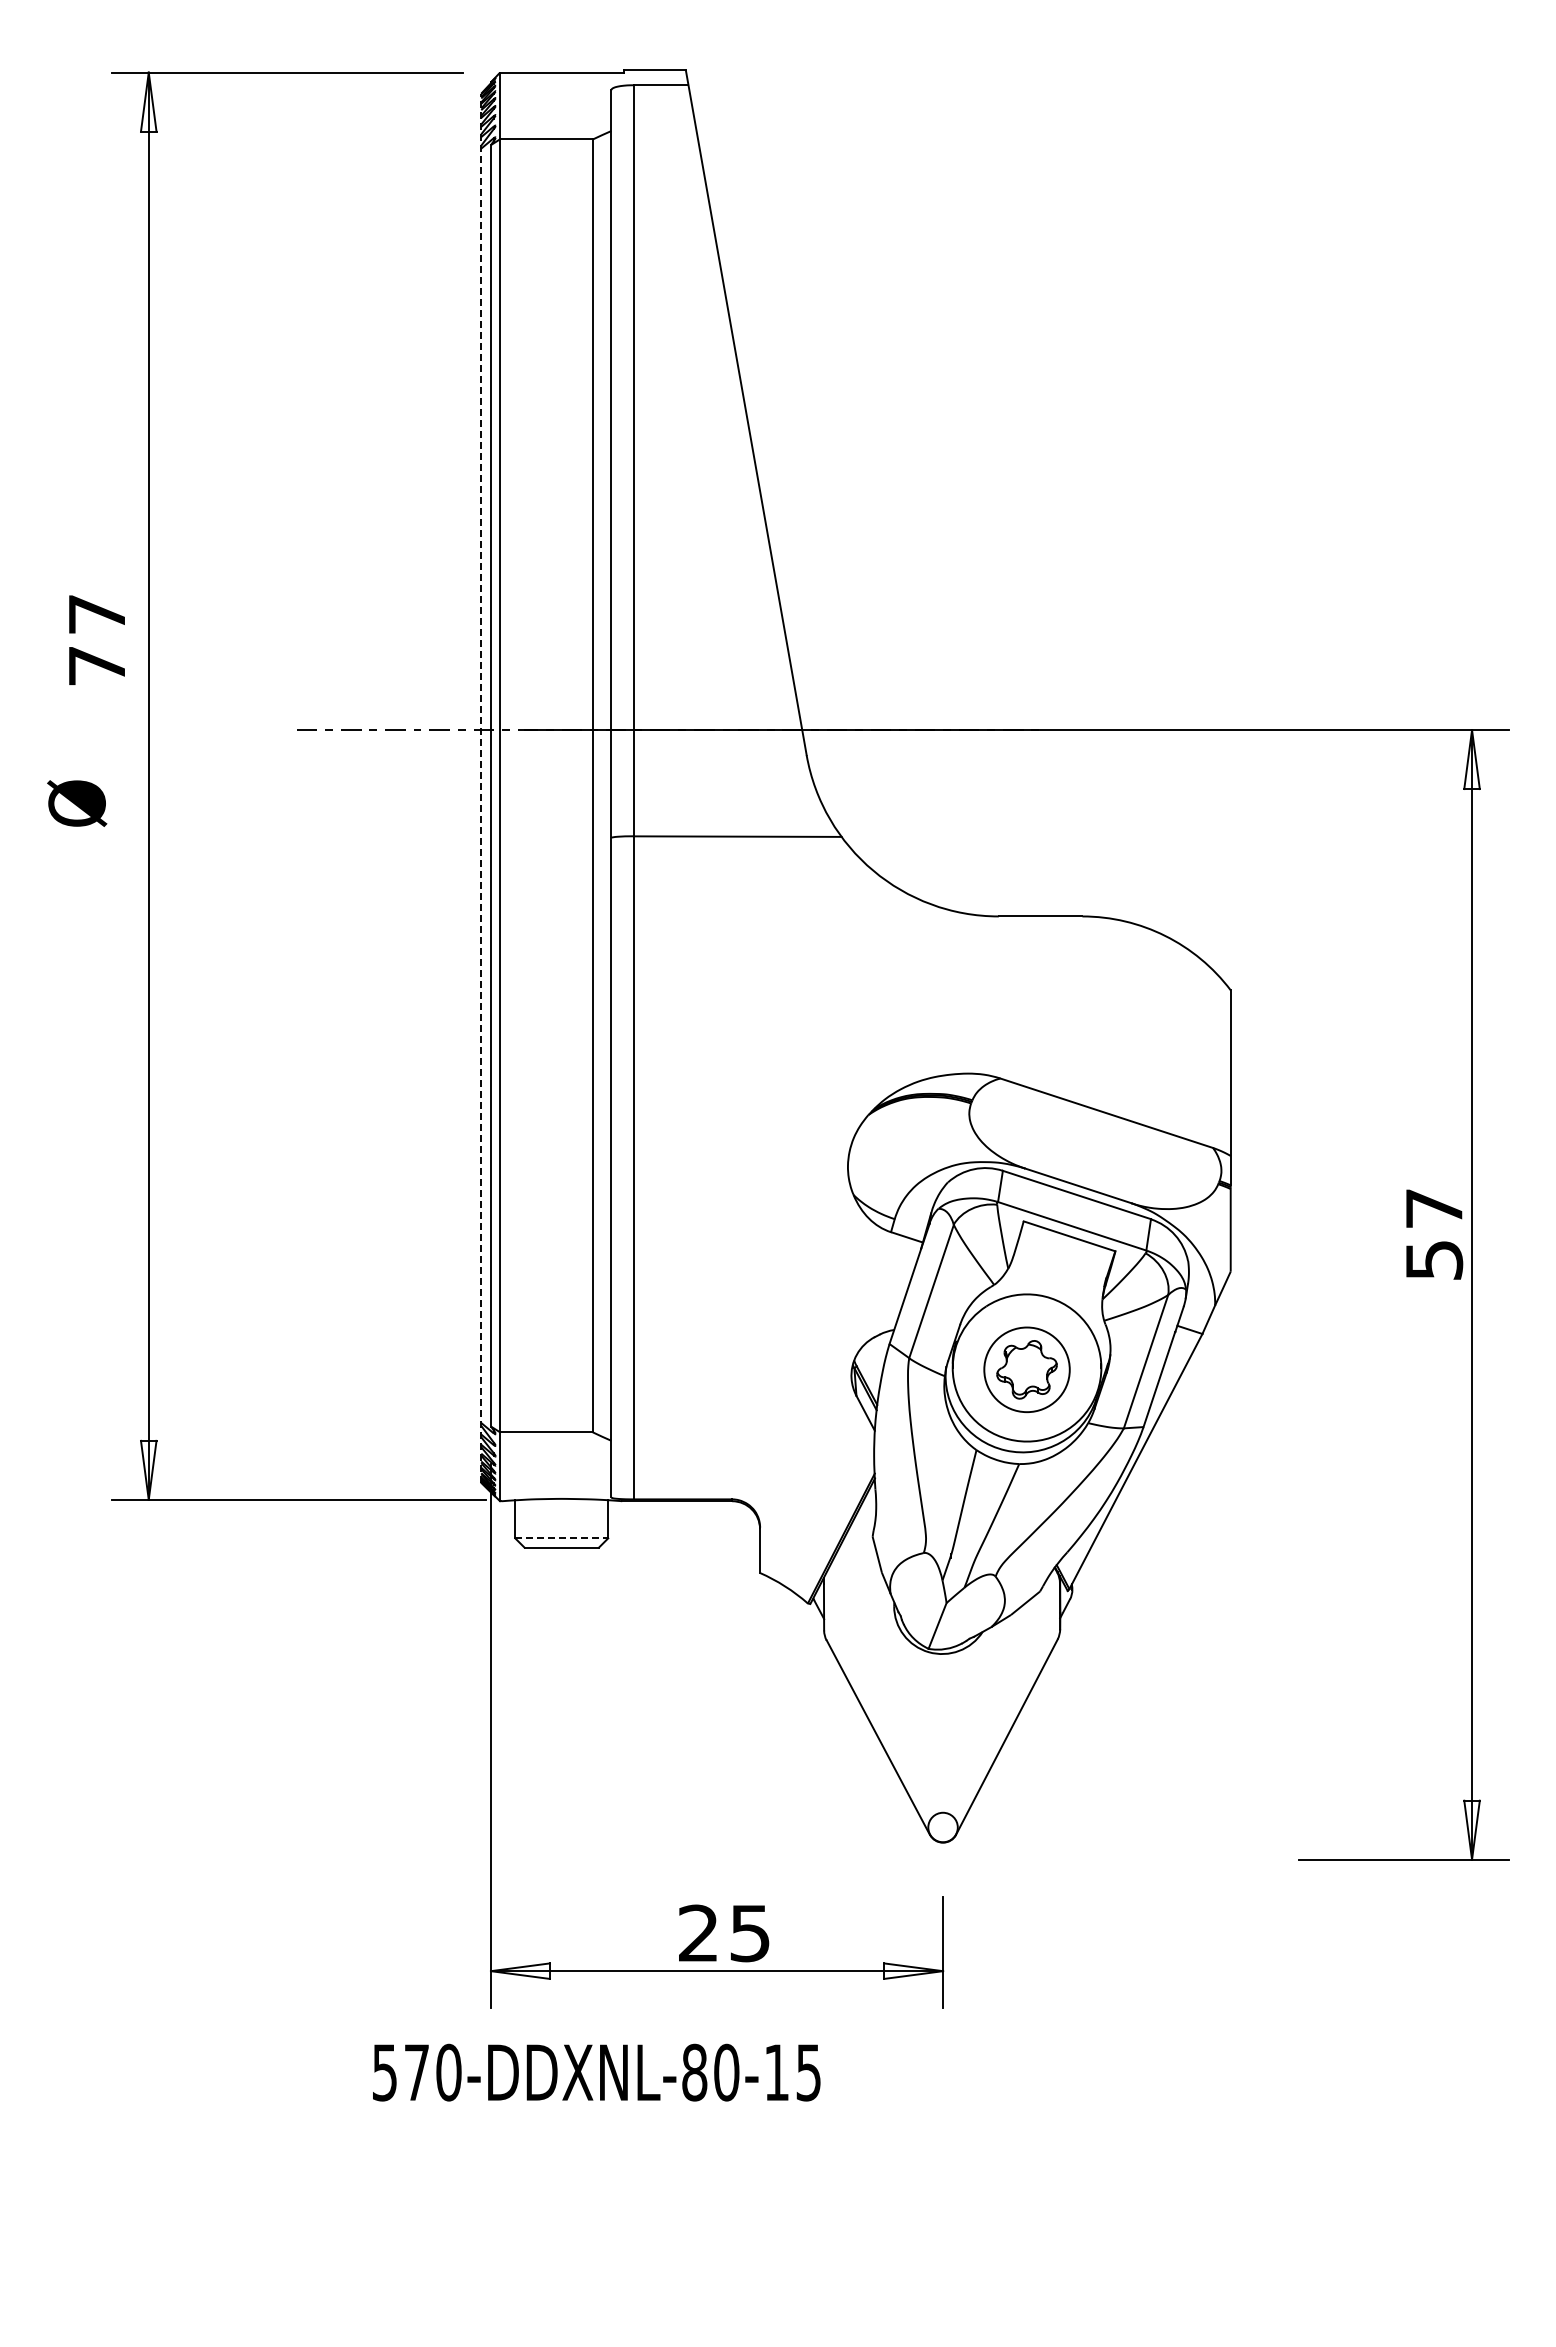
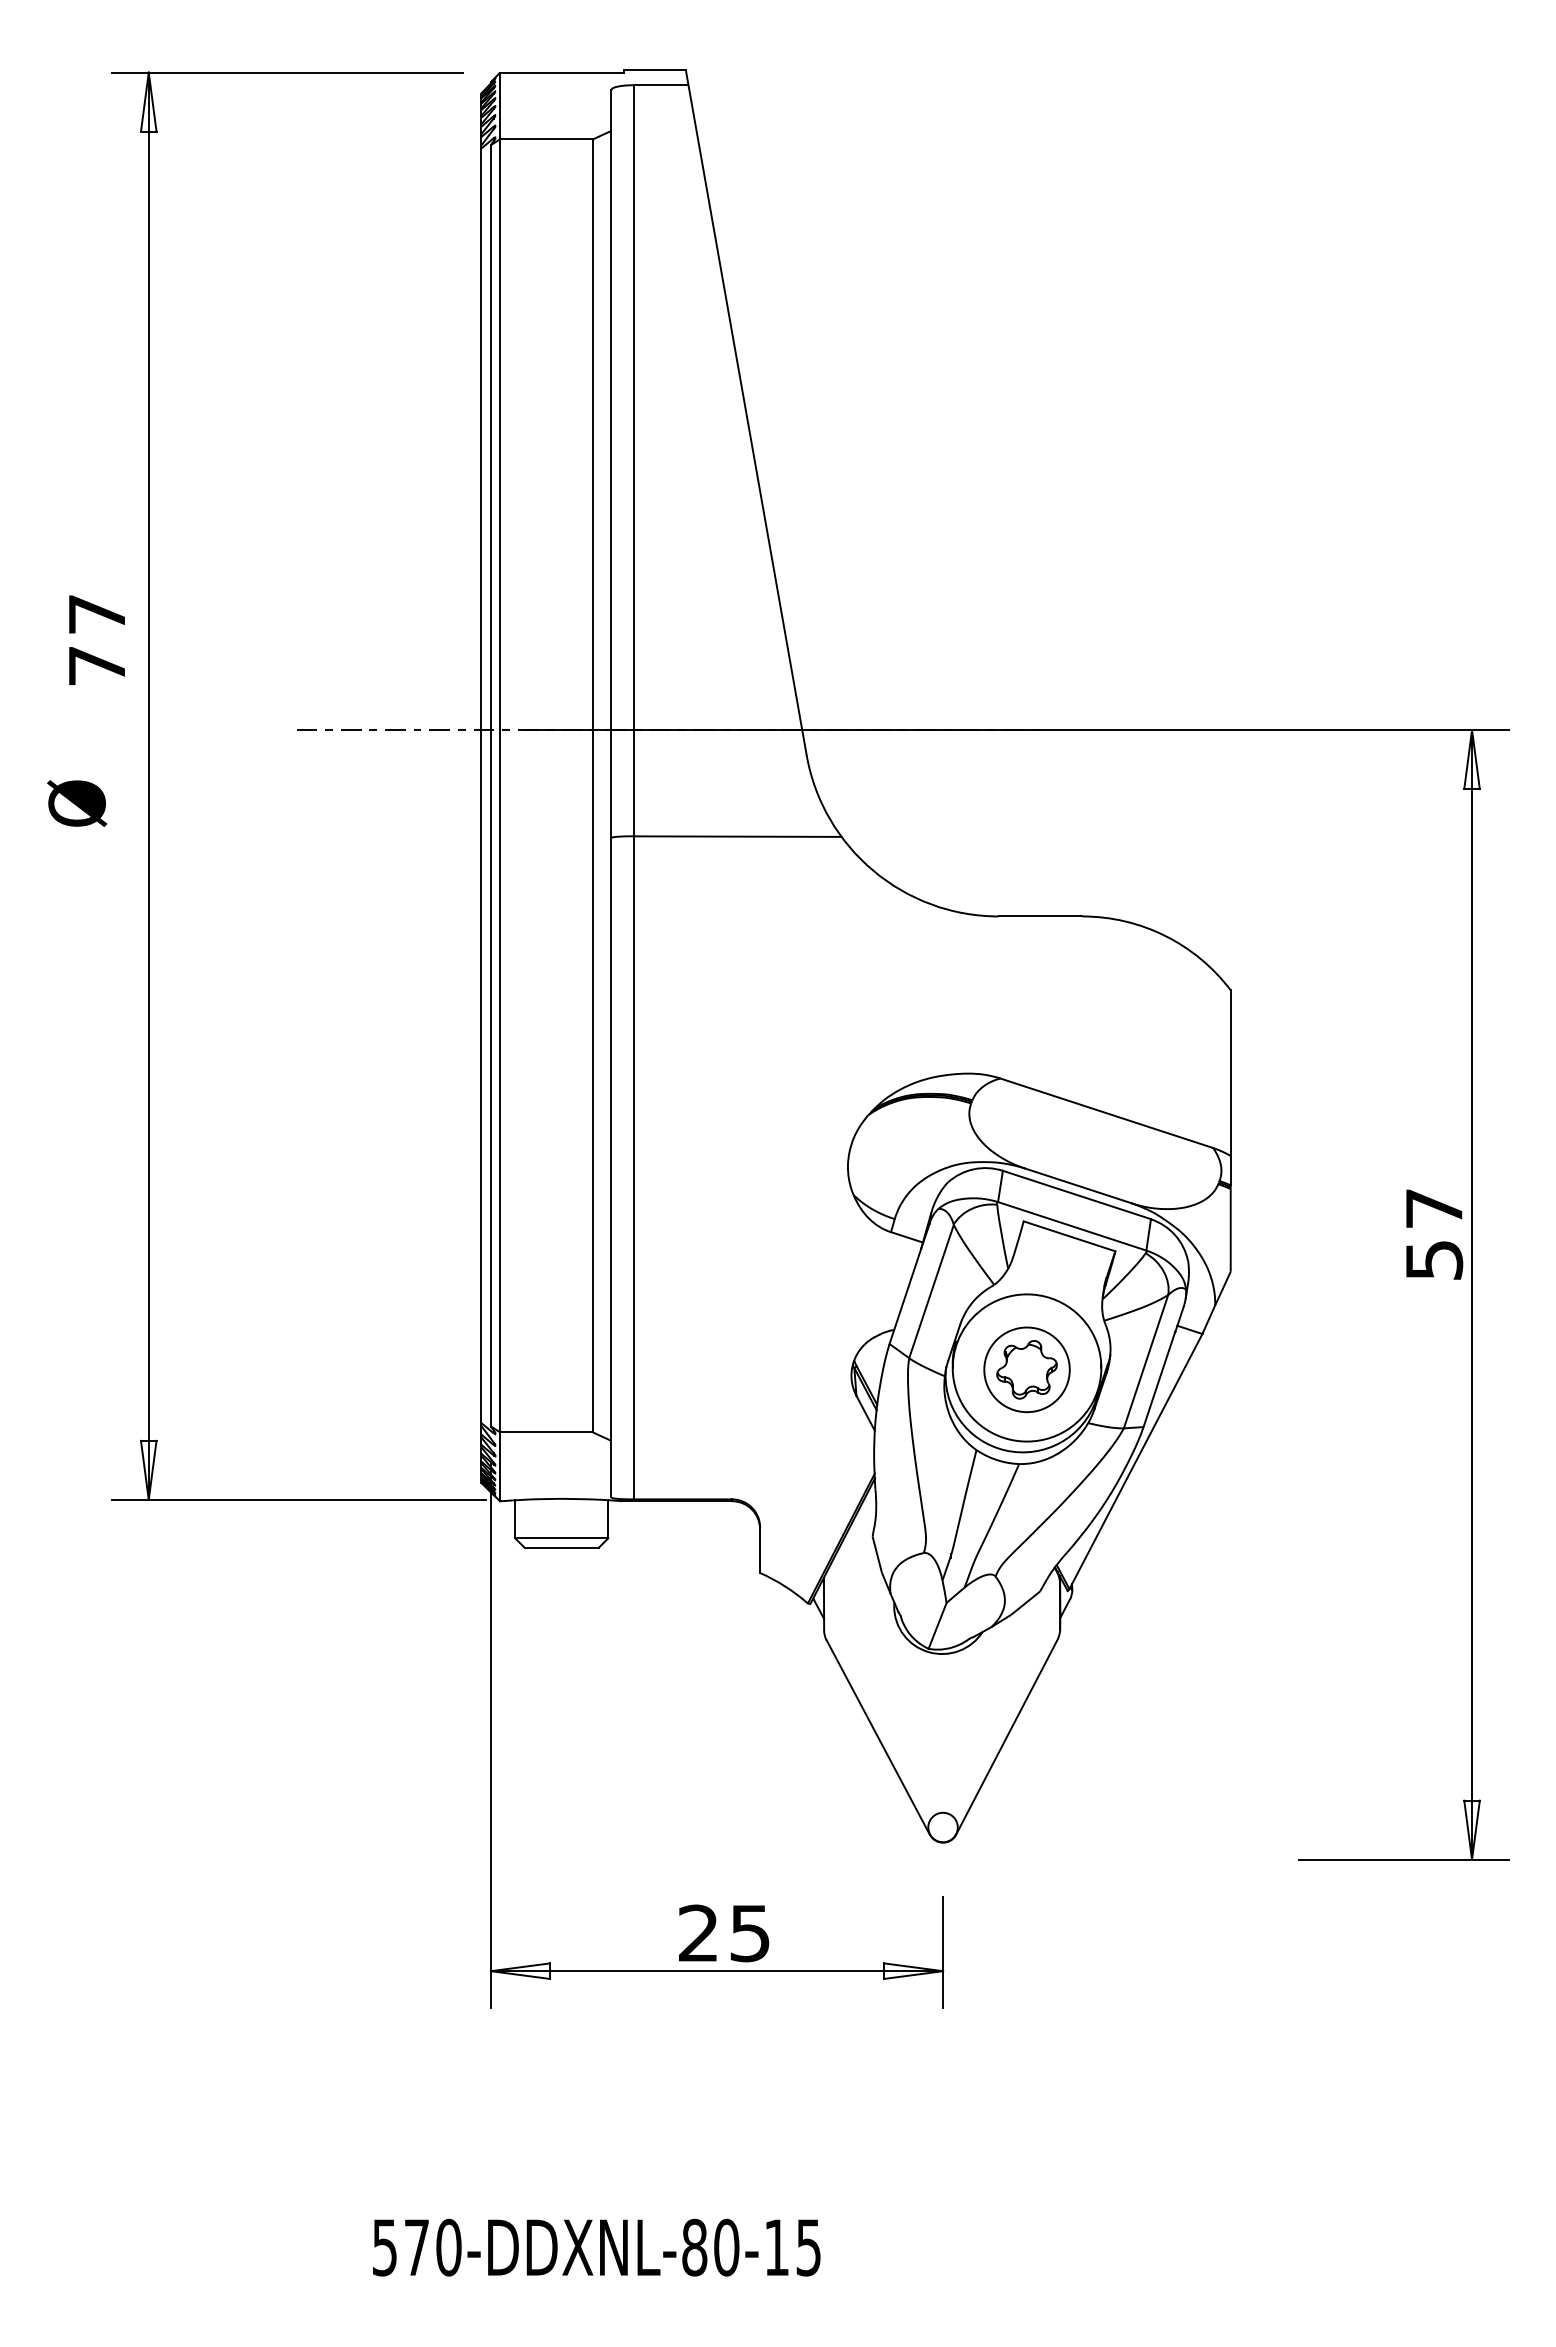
line: dashed -> solid (481, 788)
line: dashed -> solid (562, 1538)
text position: (596, 2072) -> (596, 2247) (596, 2247)
